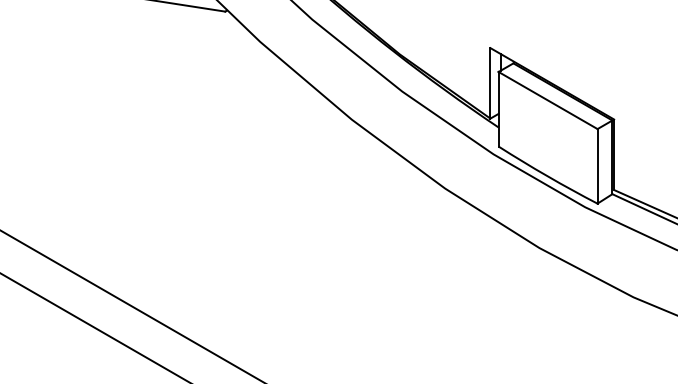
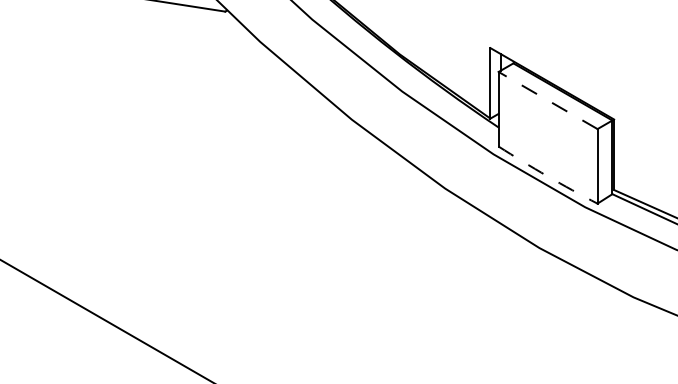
line: solid -> dashed (547, 100)
arc: solid -> dashed (547, 176)
line: present -> none (131, 305)
line position: (94, 327) -> (106, 320) (106, 320)
